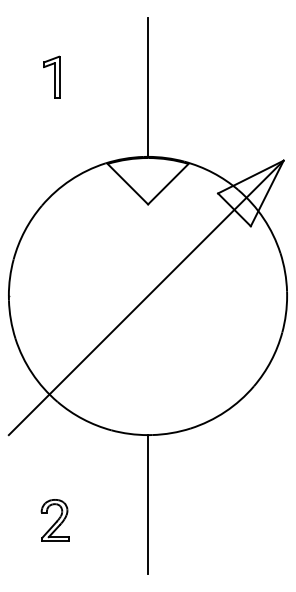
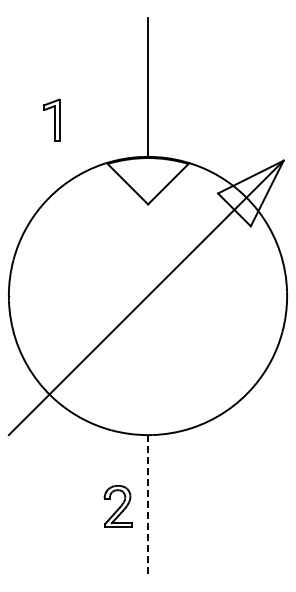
part position: (51, 76) -> (51, 119) (51, 119)
line: solid -> dashed (147, 504)
part position: (54, 520) -> (117, 506) (117, 506)
